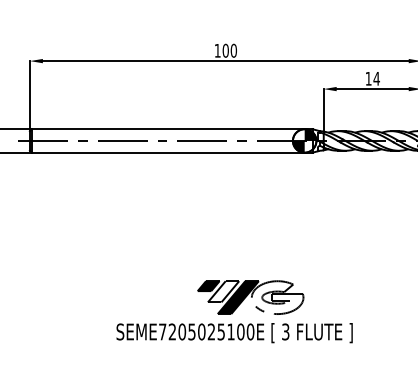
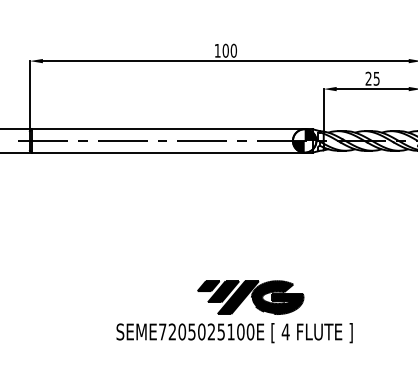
text: 14 -> 25 (372, 78)
fill: none -> present (223, 291)
fill: none -> present (277, 297)
text: 3 -> 4 (285, 331)
